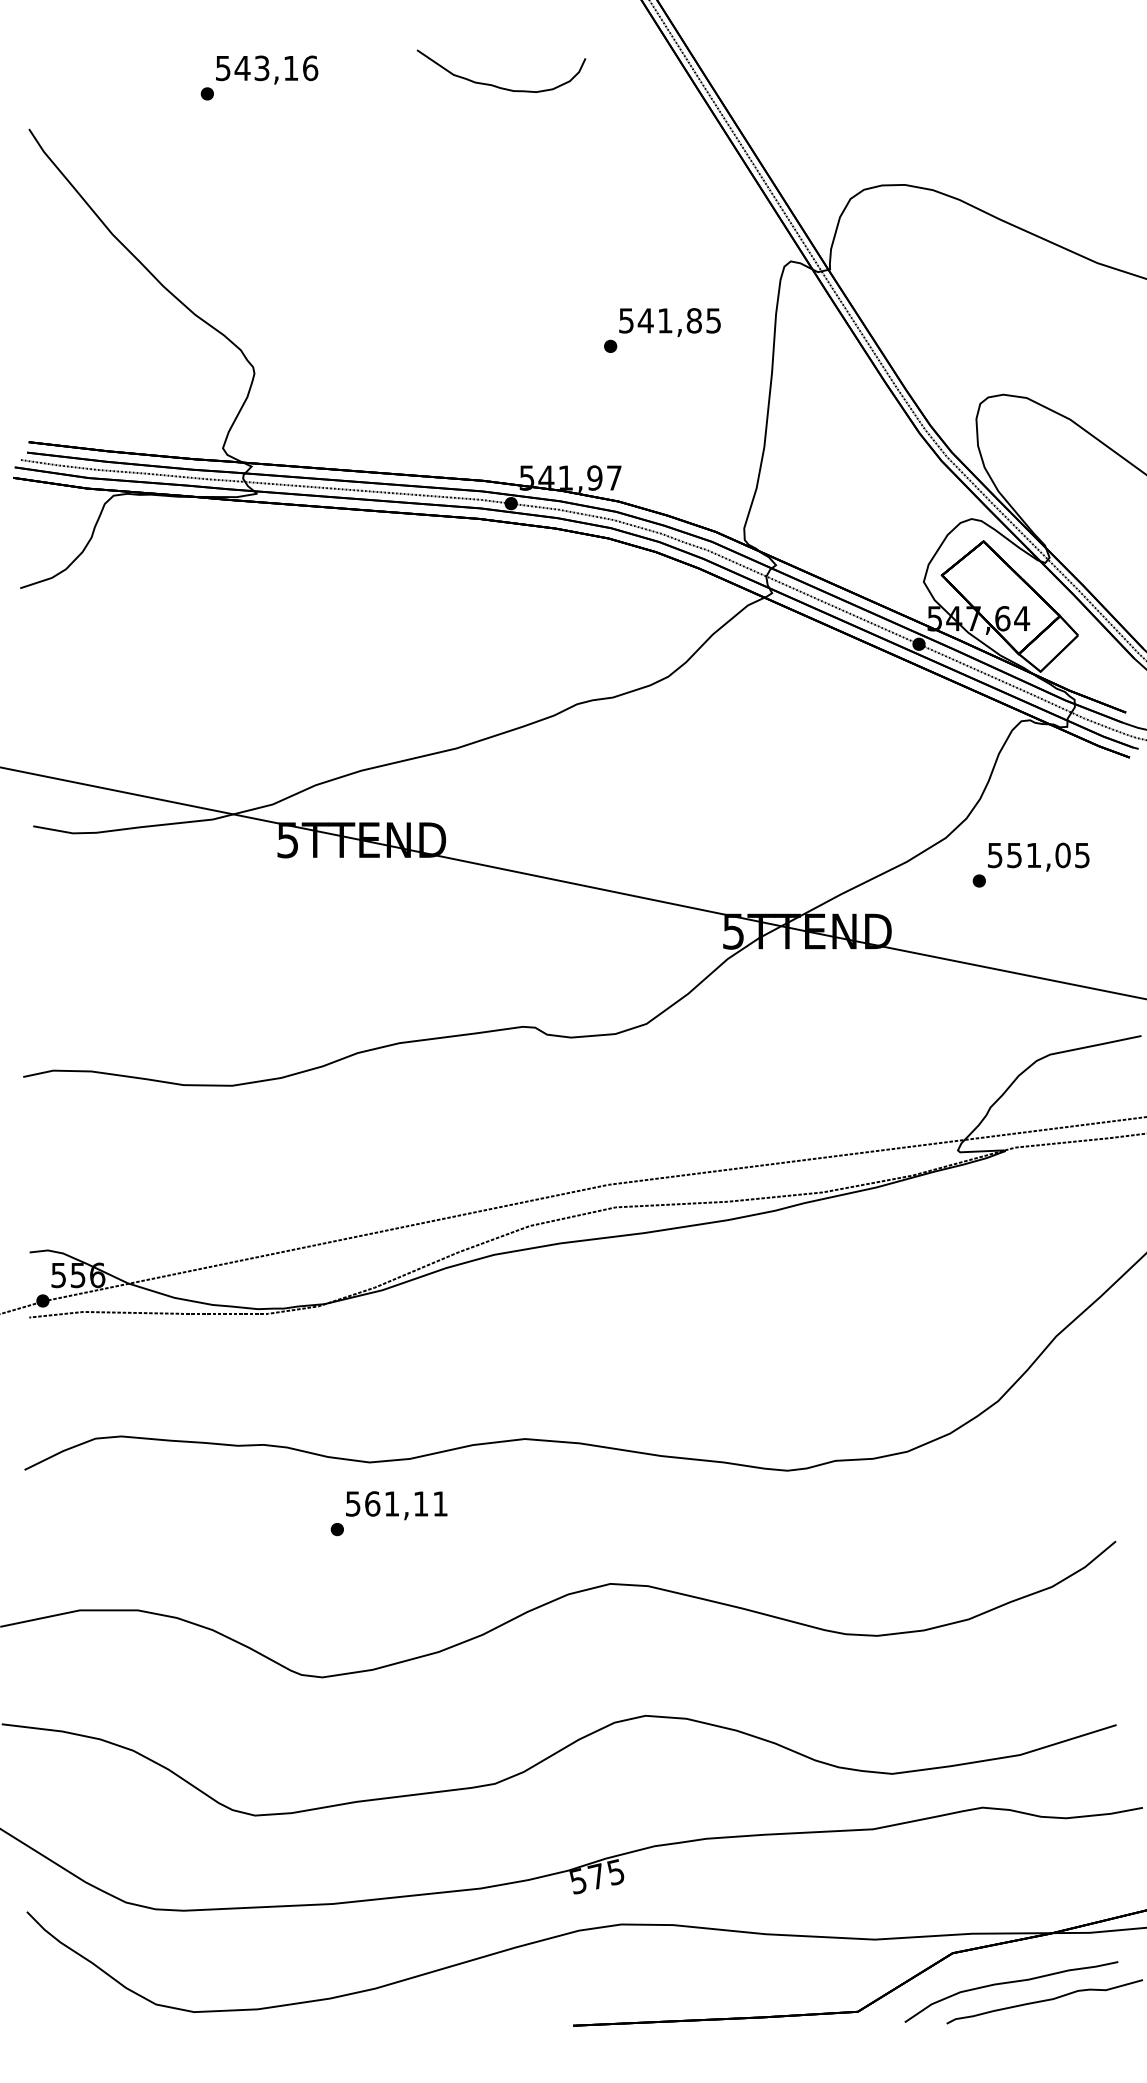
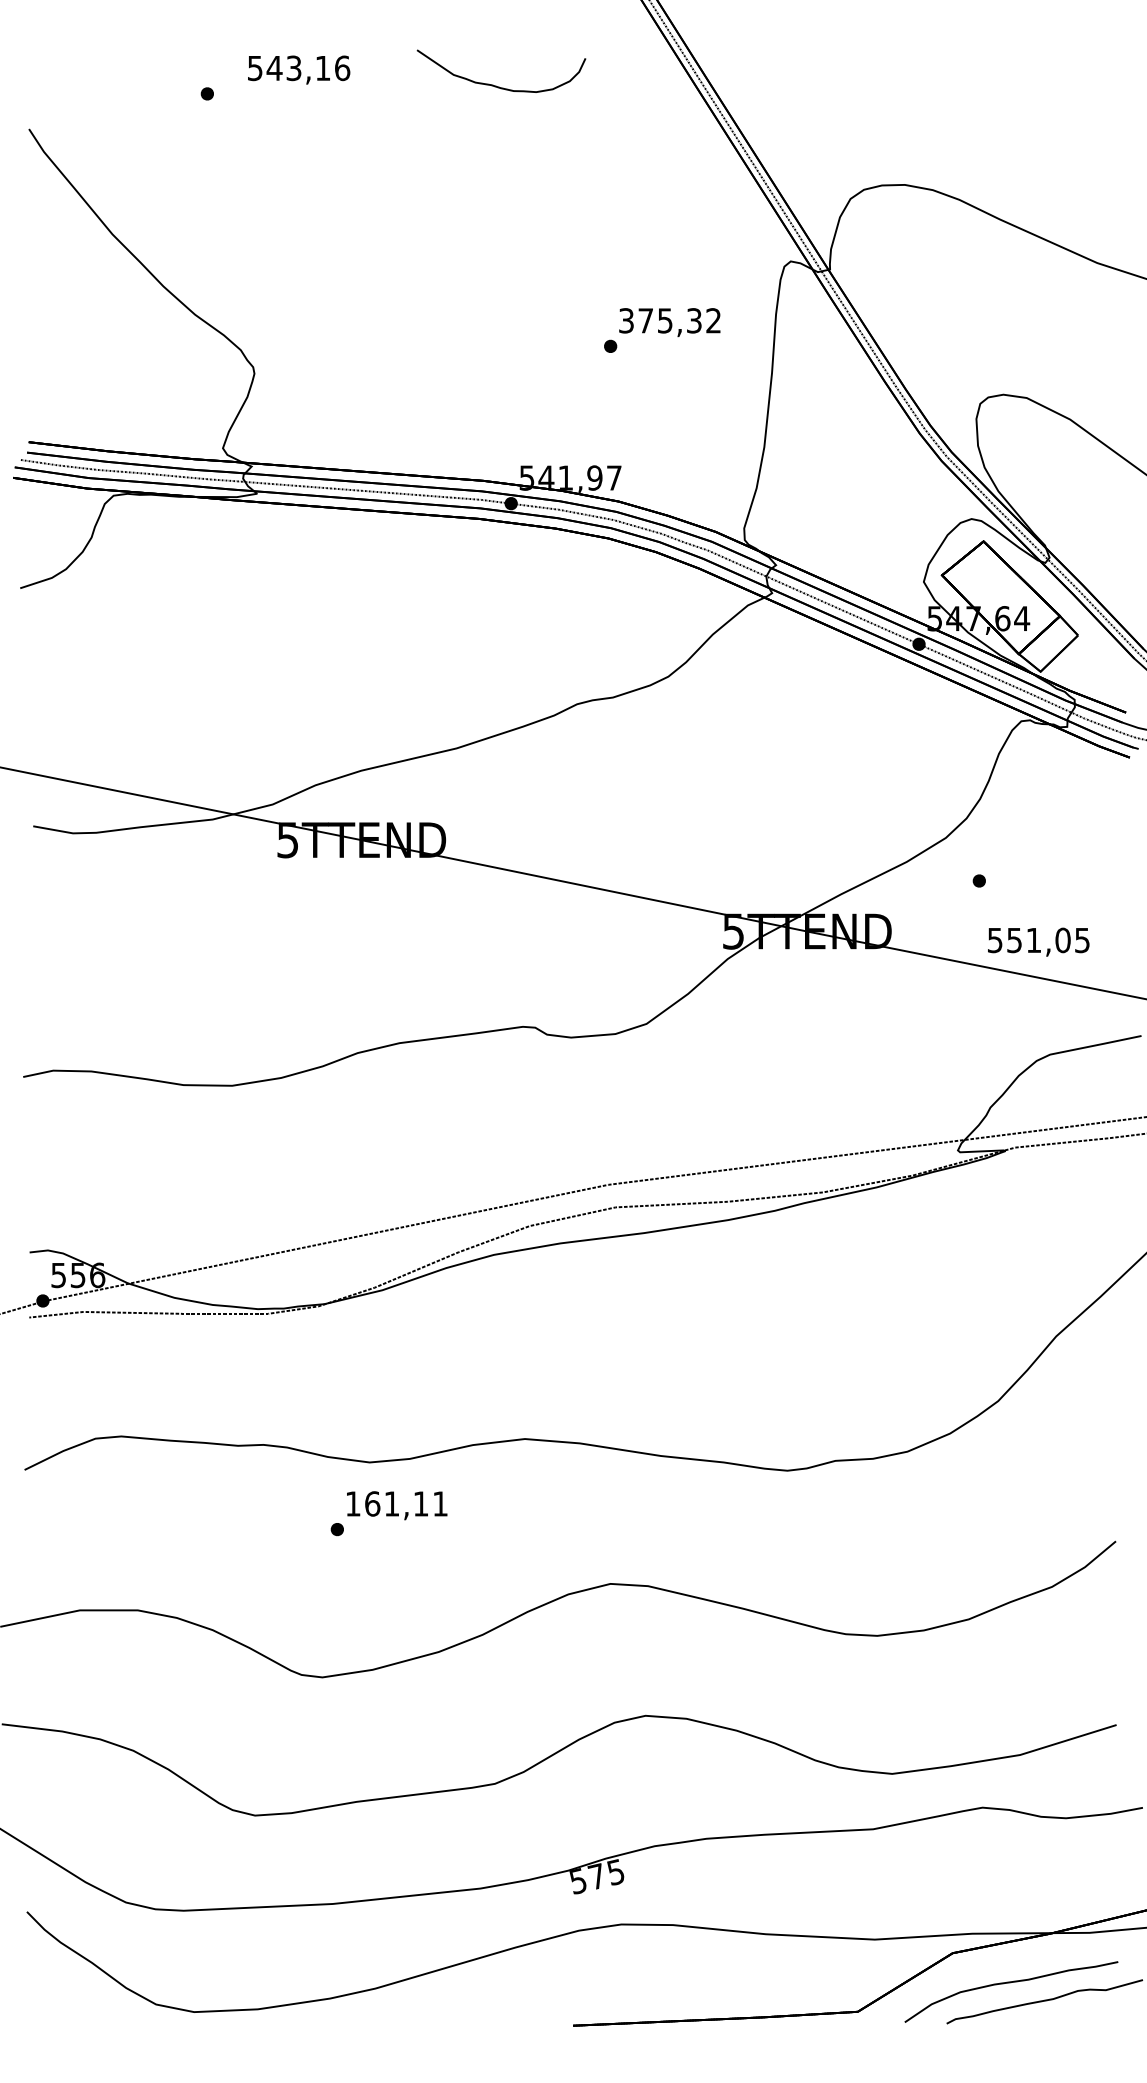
text position: (267, 69) -> (299, 69) (299, 69)
text: 541,85 -> 375,32 (669, 320)
text position: (1038, 856) -> (1038, 941) (1038, 941)
text: 561,11 -> 161,11 (353, 1503)
